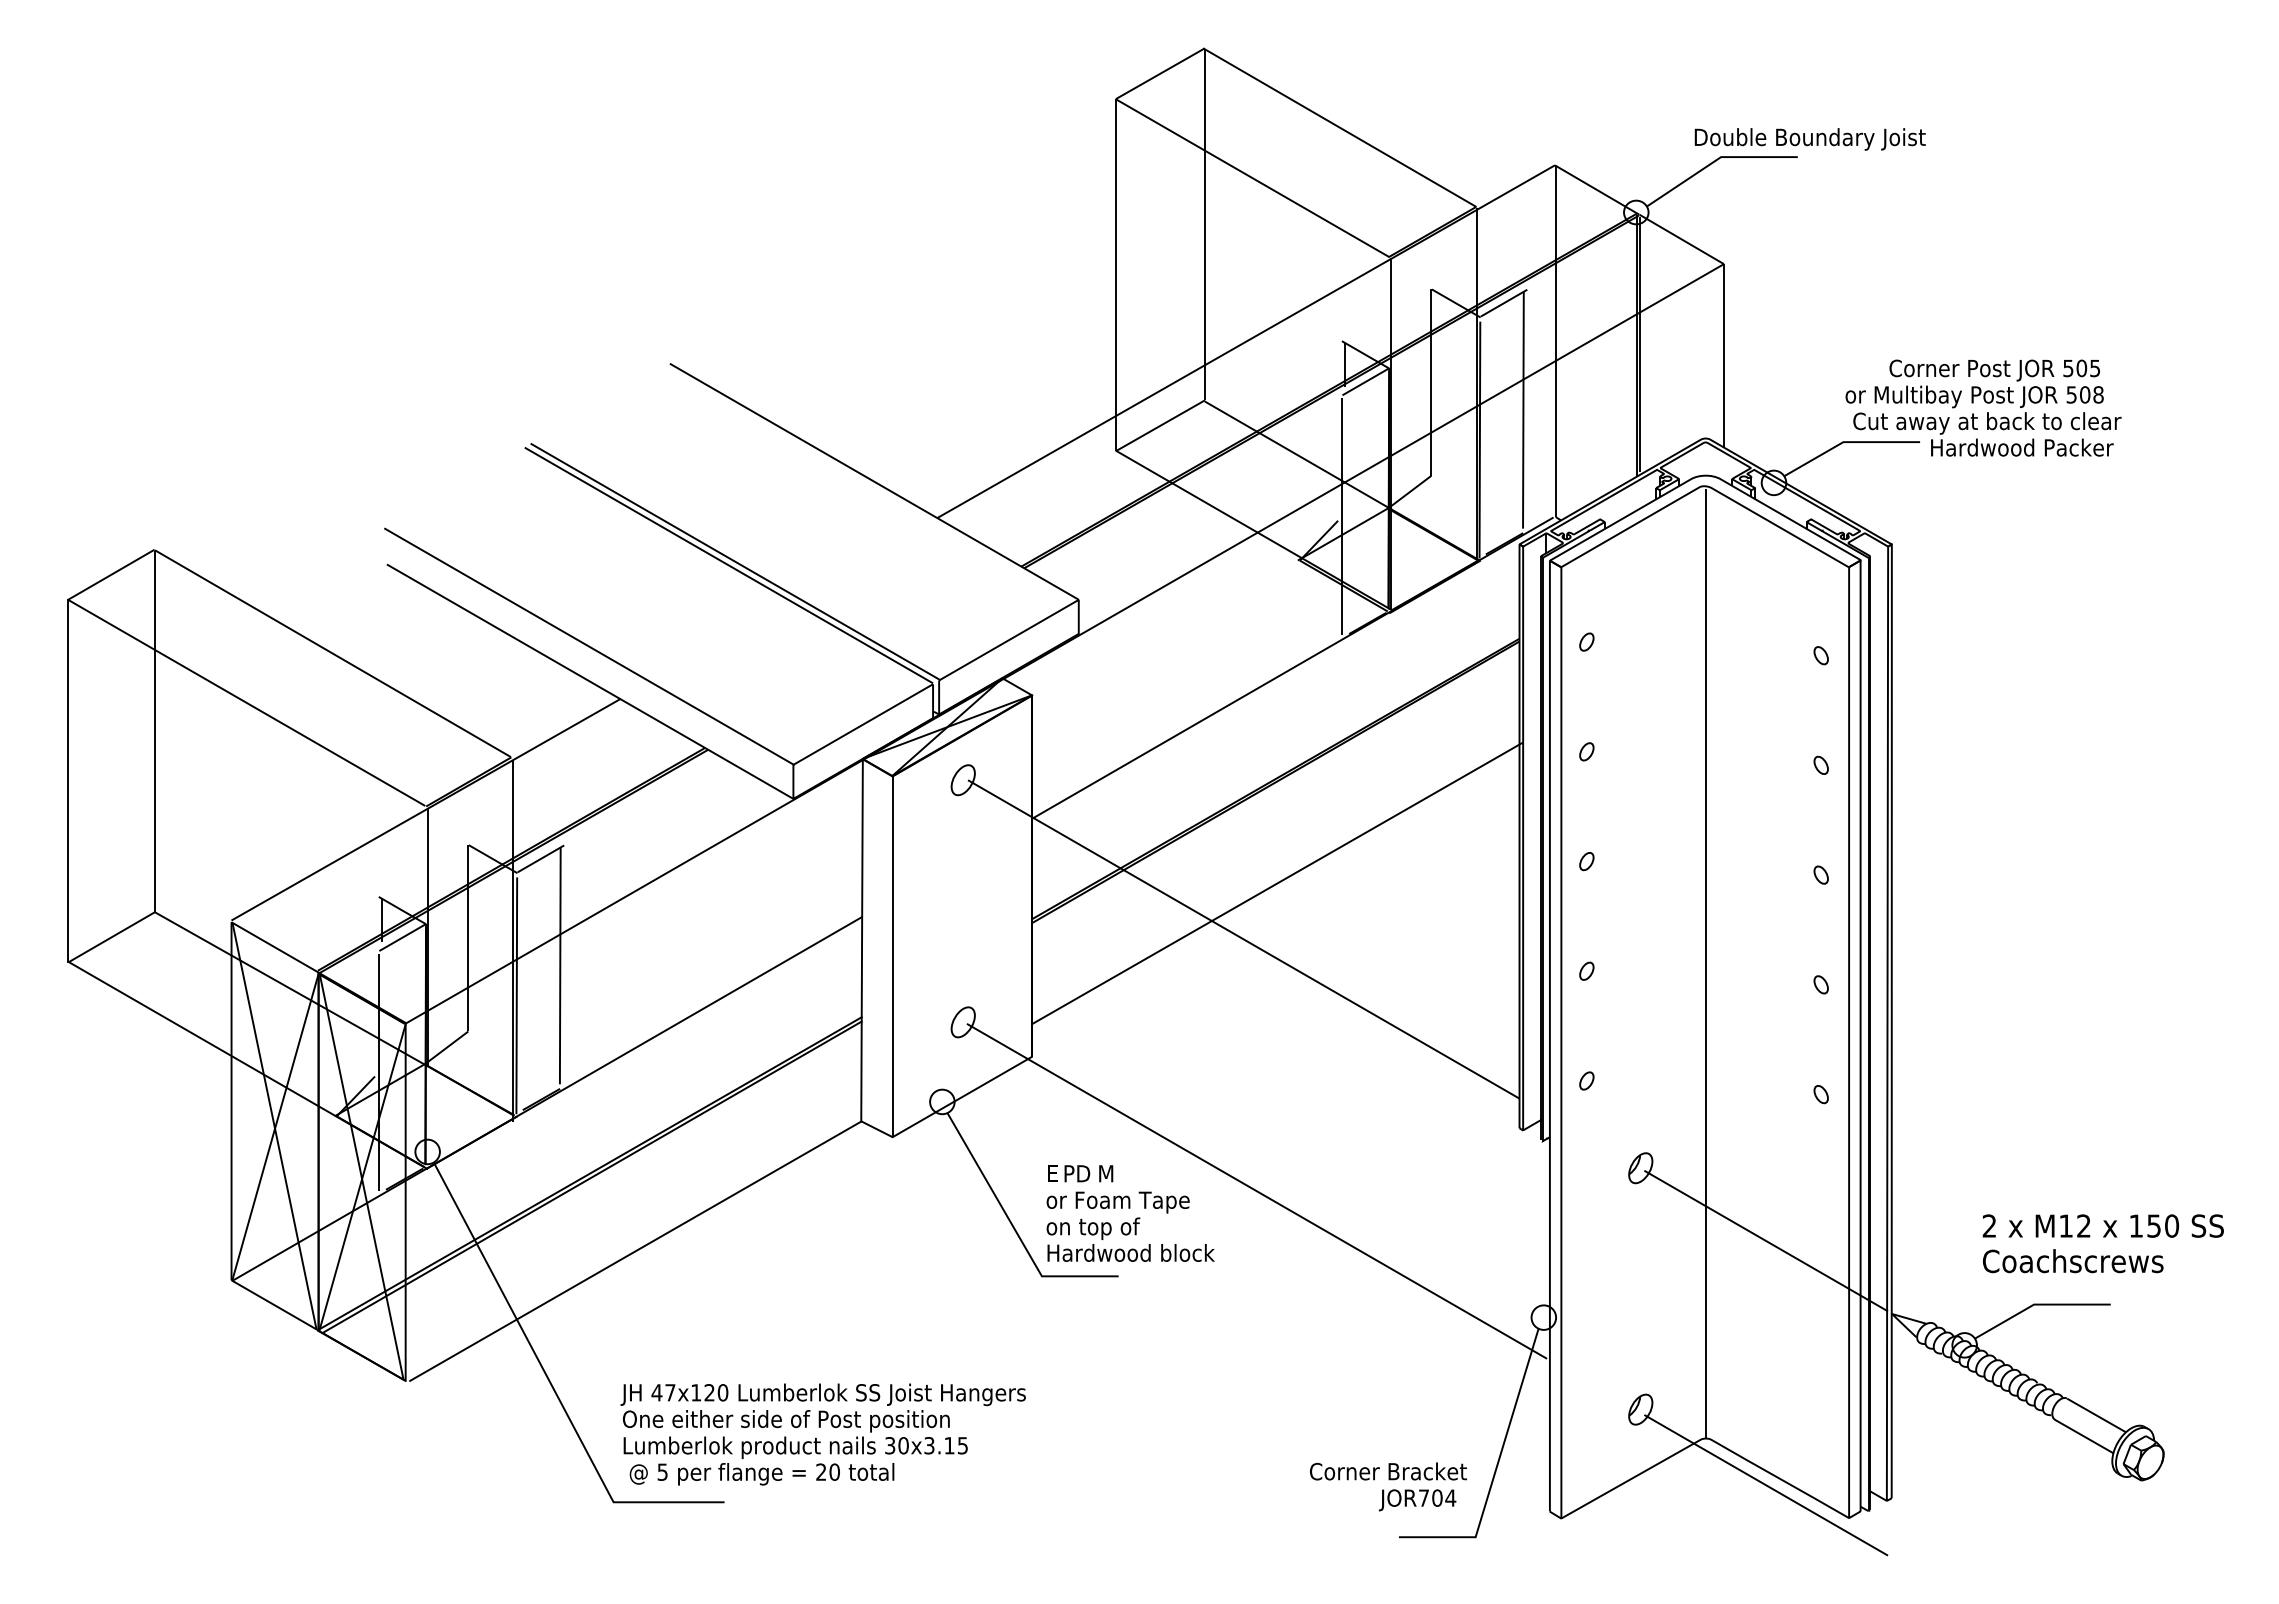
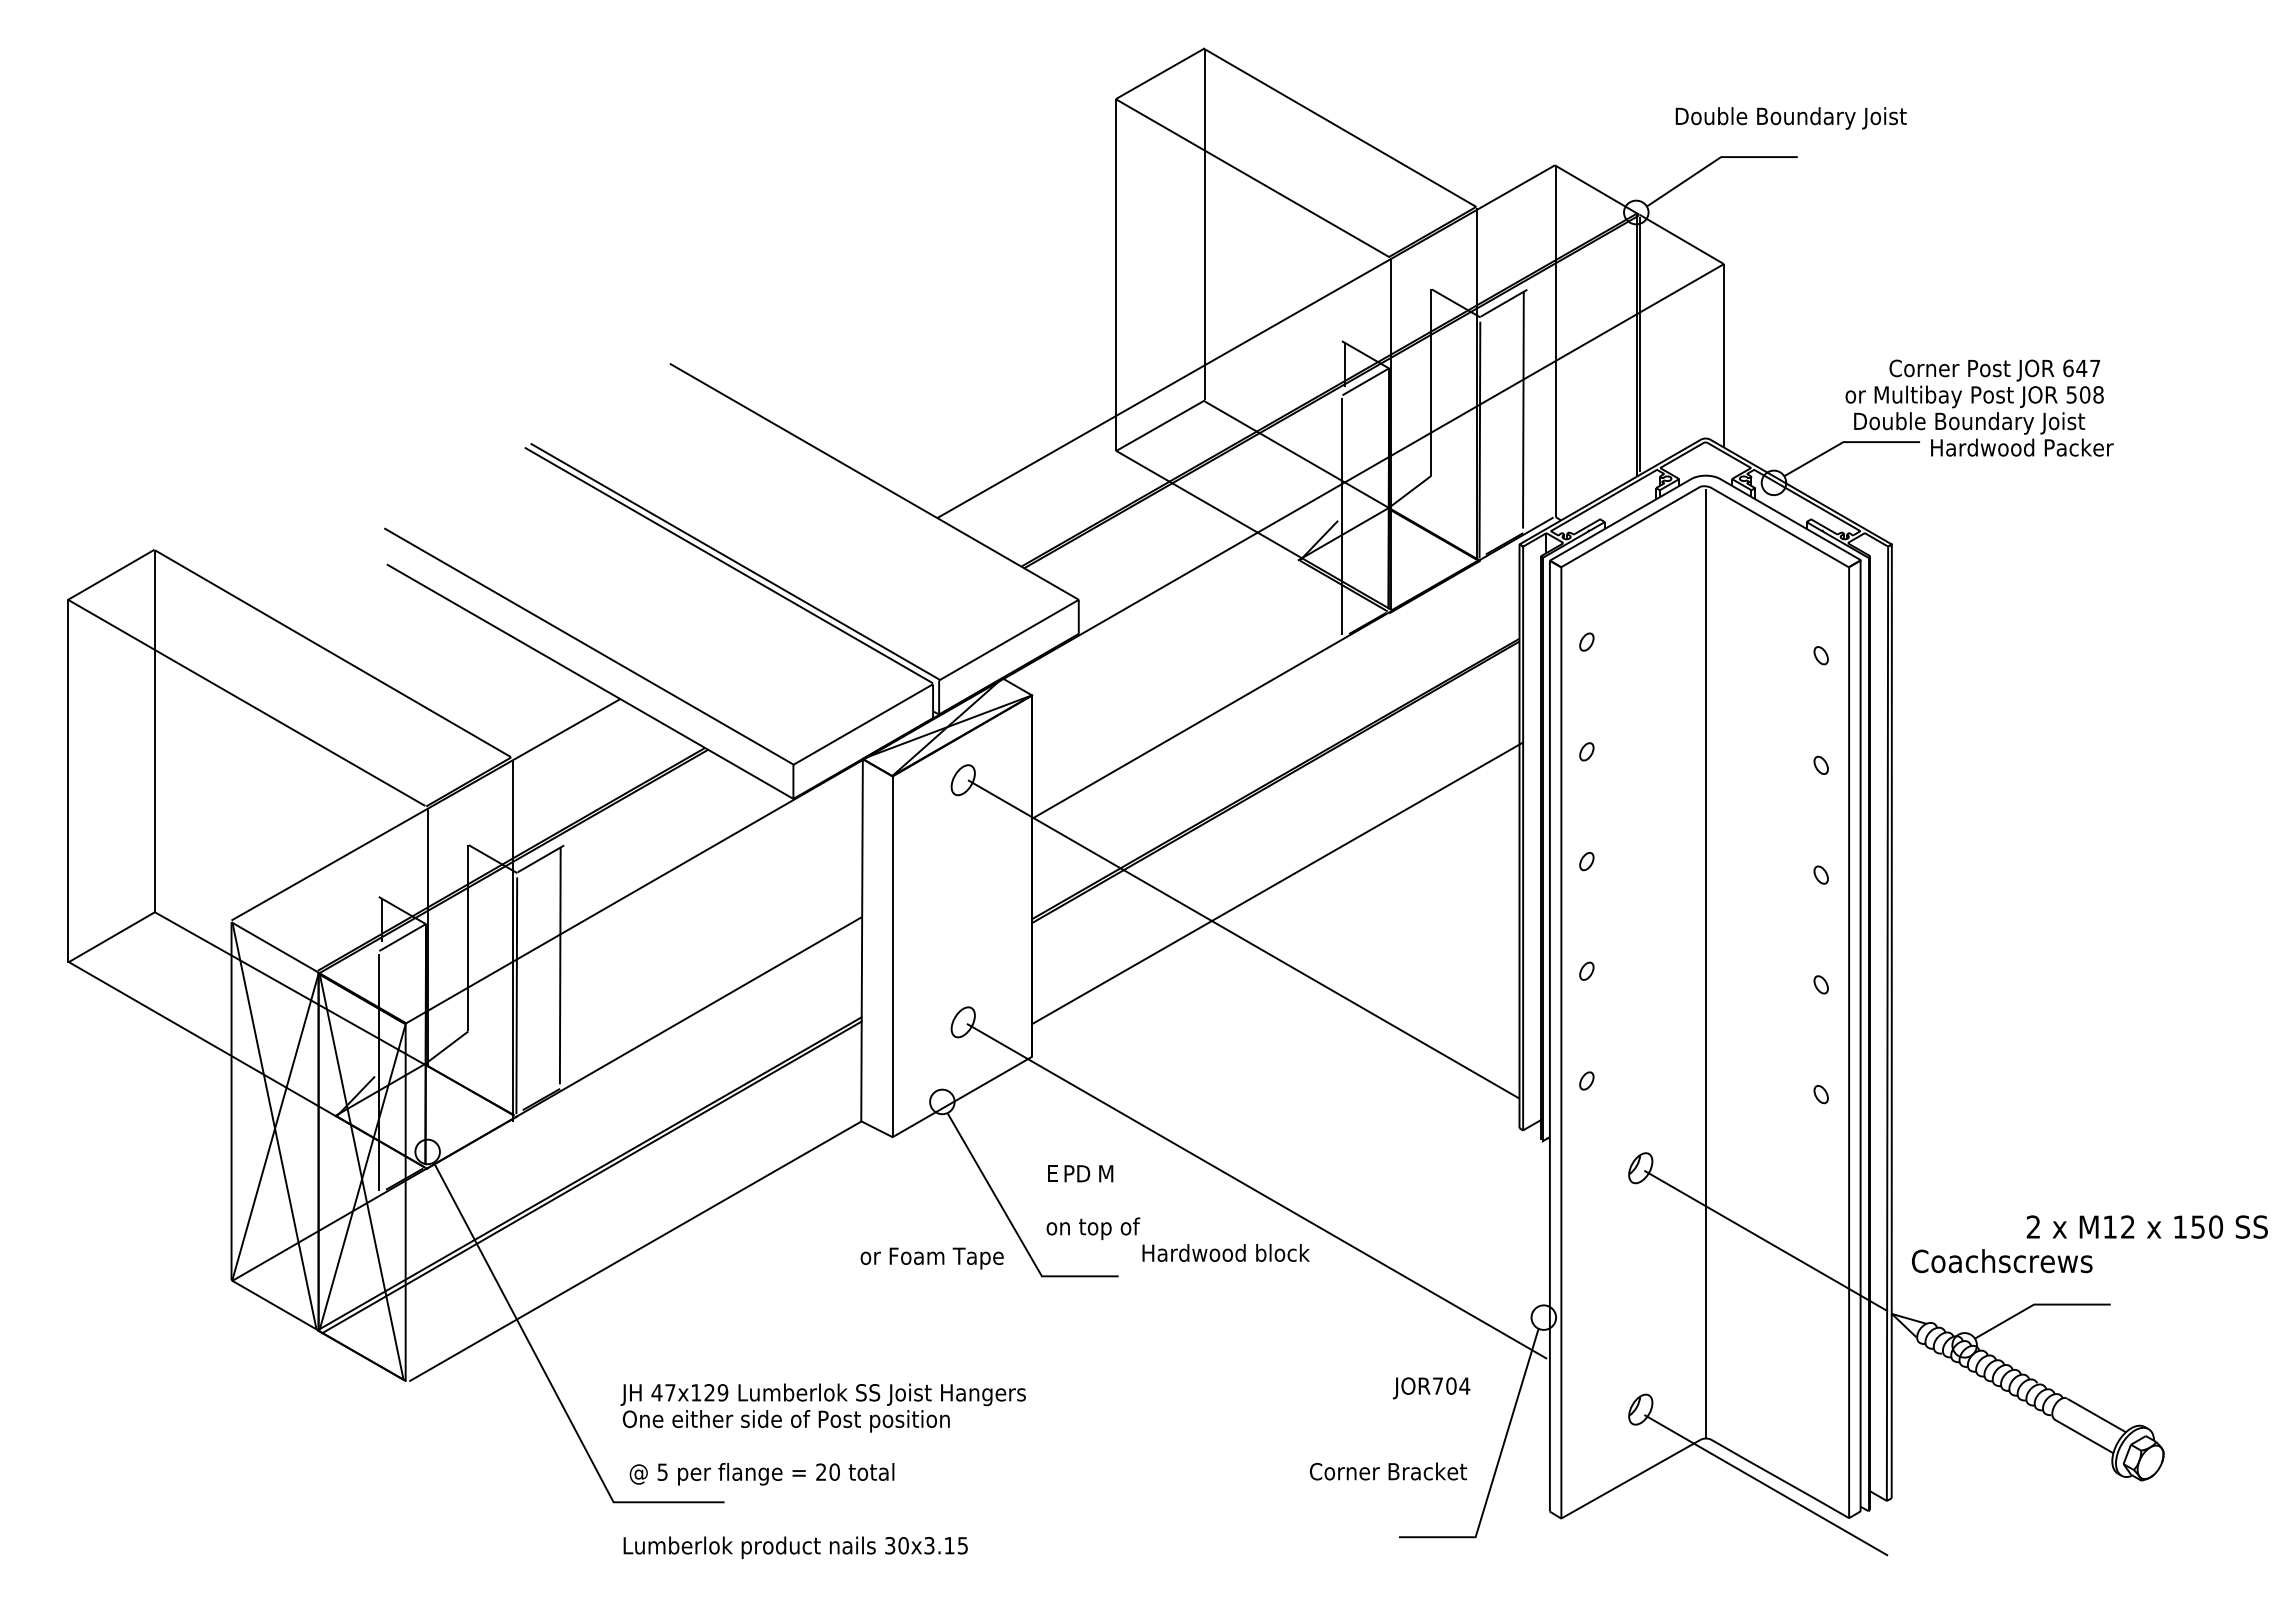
text position: (1809, 139) -> (1790, 118) (1790, 118)
text: 505 -> 647 (2081, 368)
text: Cut away at back to clear -> Double Boundary Joist (1987, 423)
text position: (1117, 1202) -> (931, 1258) (931, 1258)
text position: (2102, 1225) -> (2146, 1226) (2146, 1226)
text position: (1130, 1252) -> (1225, 1252) (1225, 1252)
text position: (2073, 1261) -> (2002, 1261) (2002, 1261)
text: 47x120 -> 47x129 (722, 1392)
text position: (795, 1447) -> (795, 1547) (795, 1547)
text position: (1417, 1500) -> (1431, 1388) (1431, 1388)
